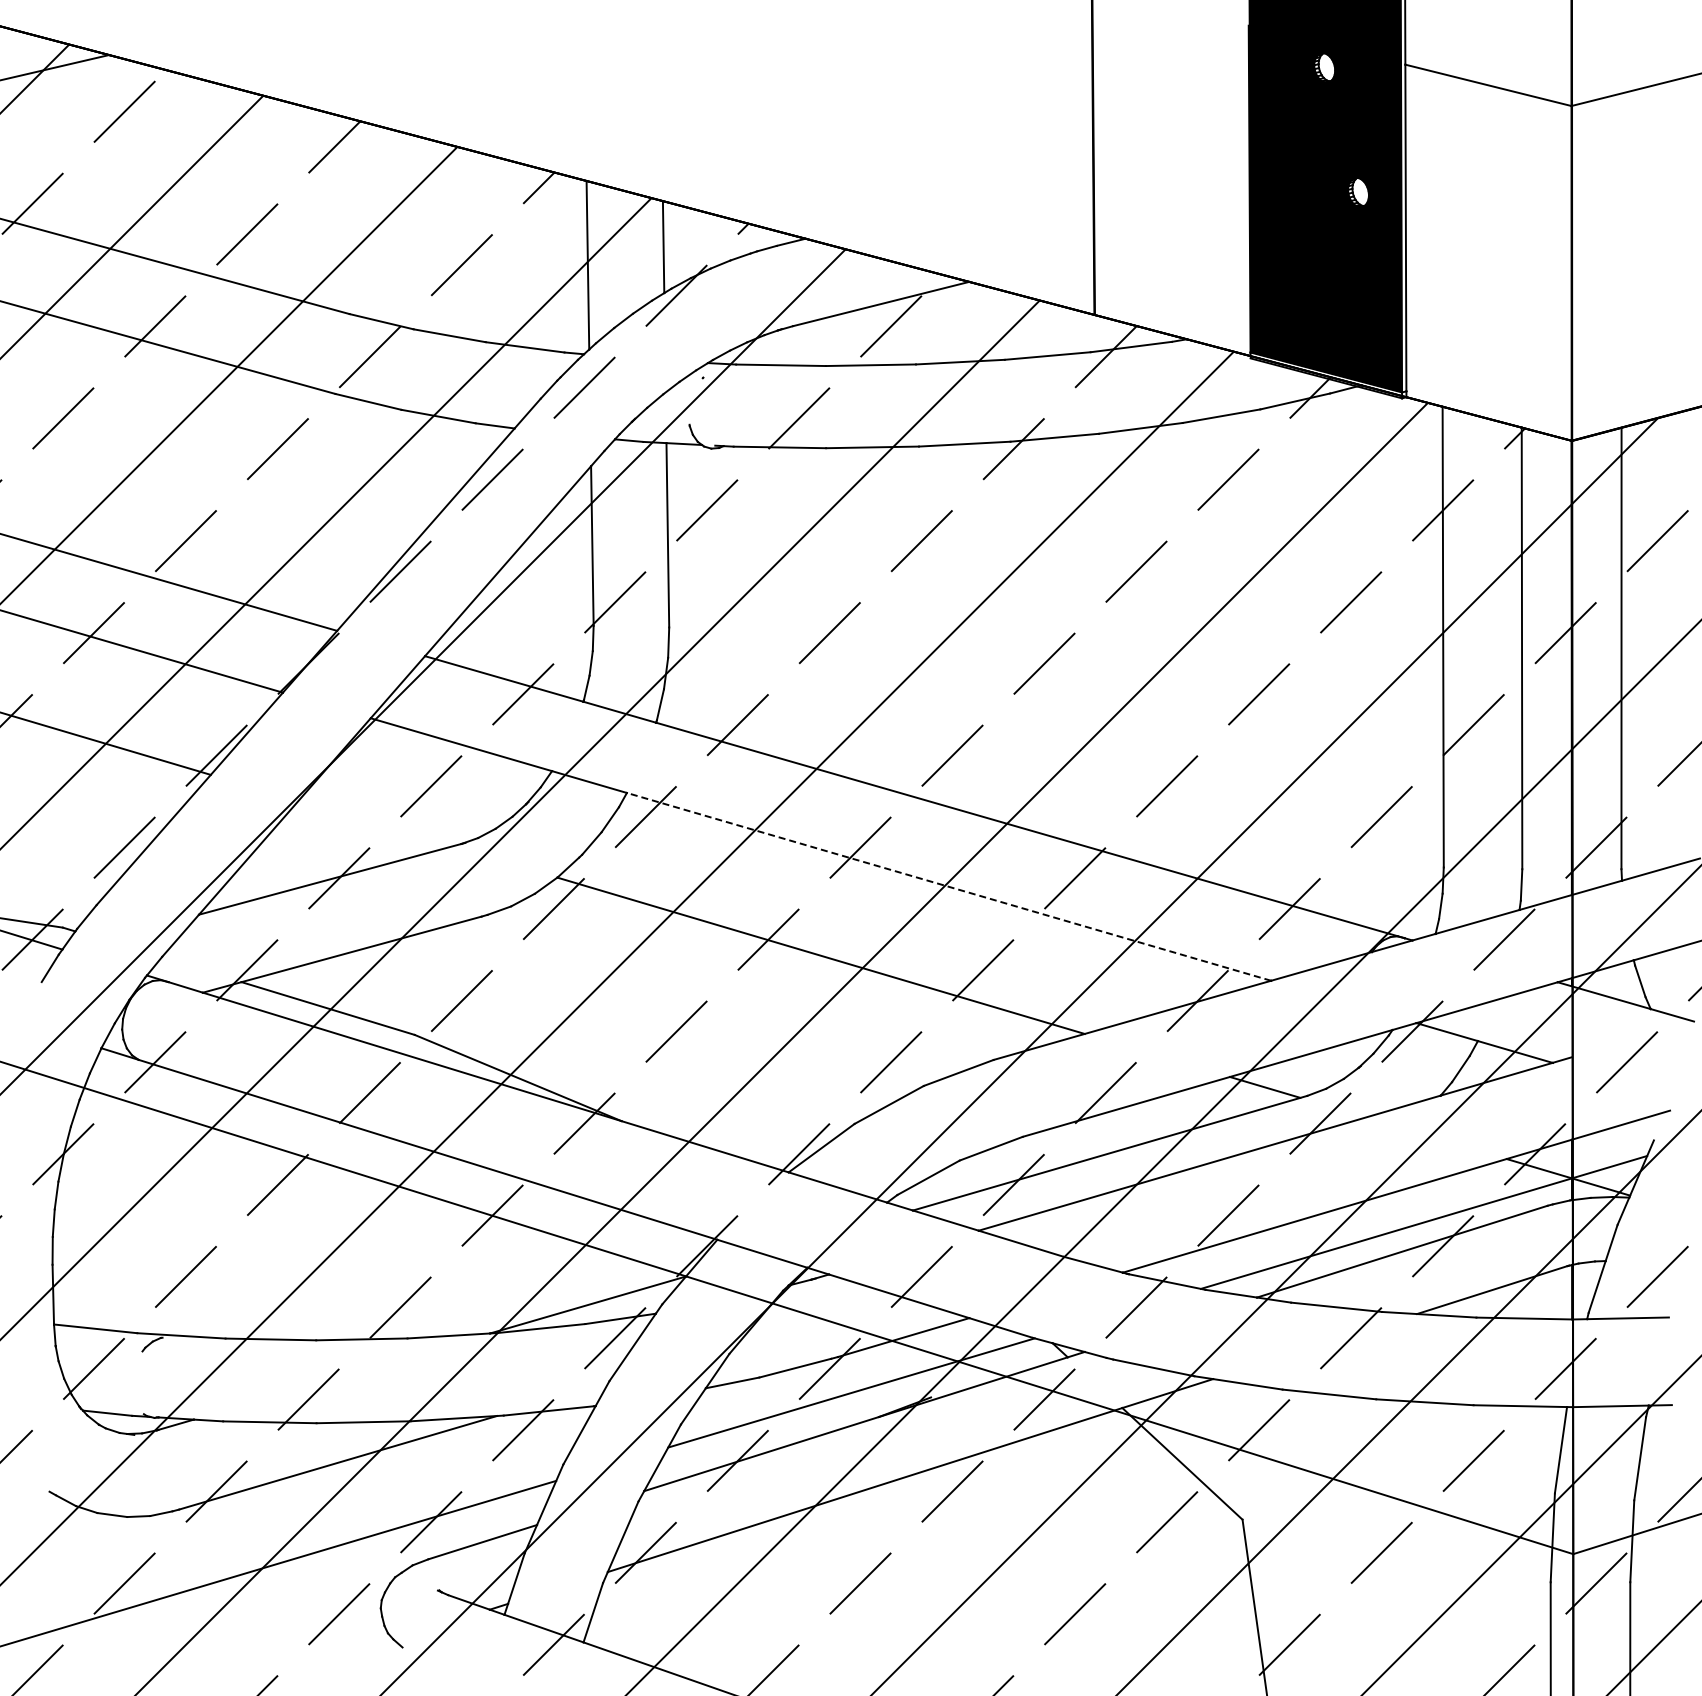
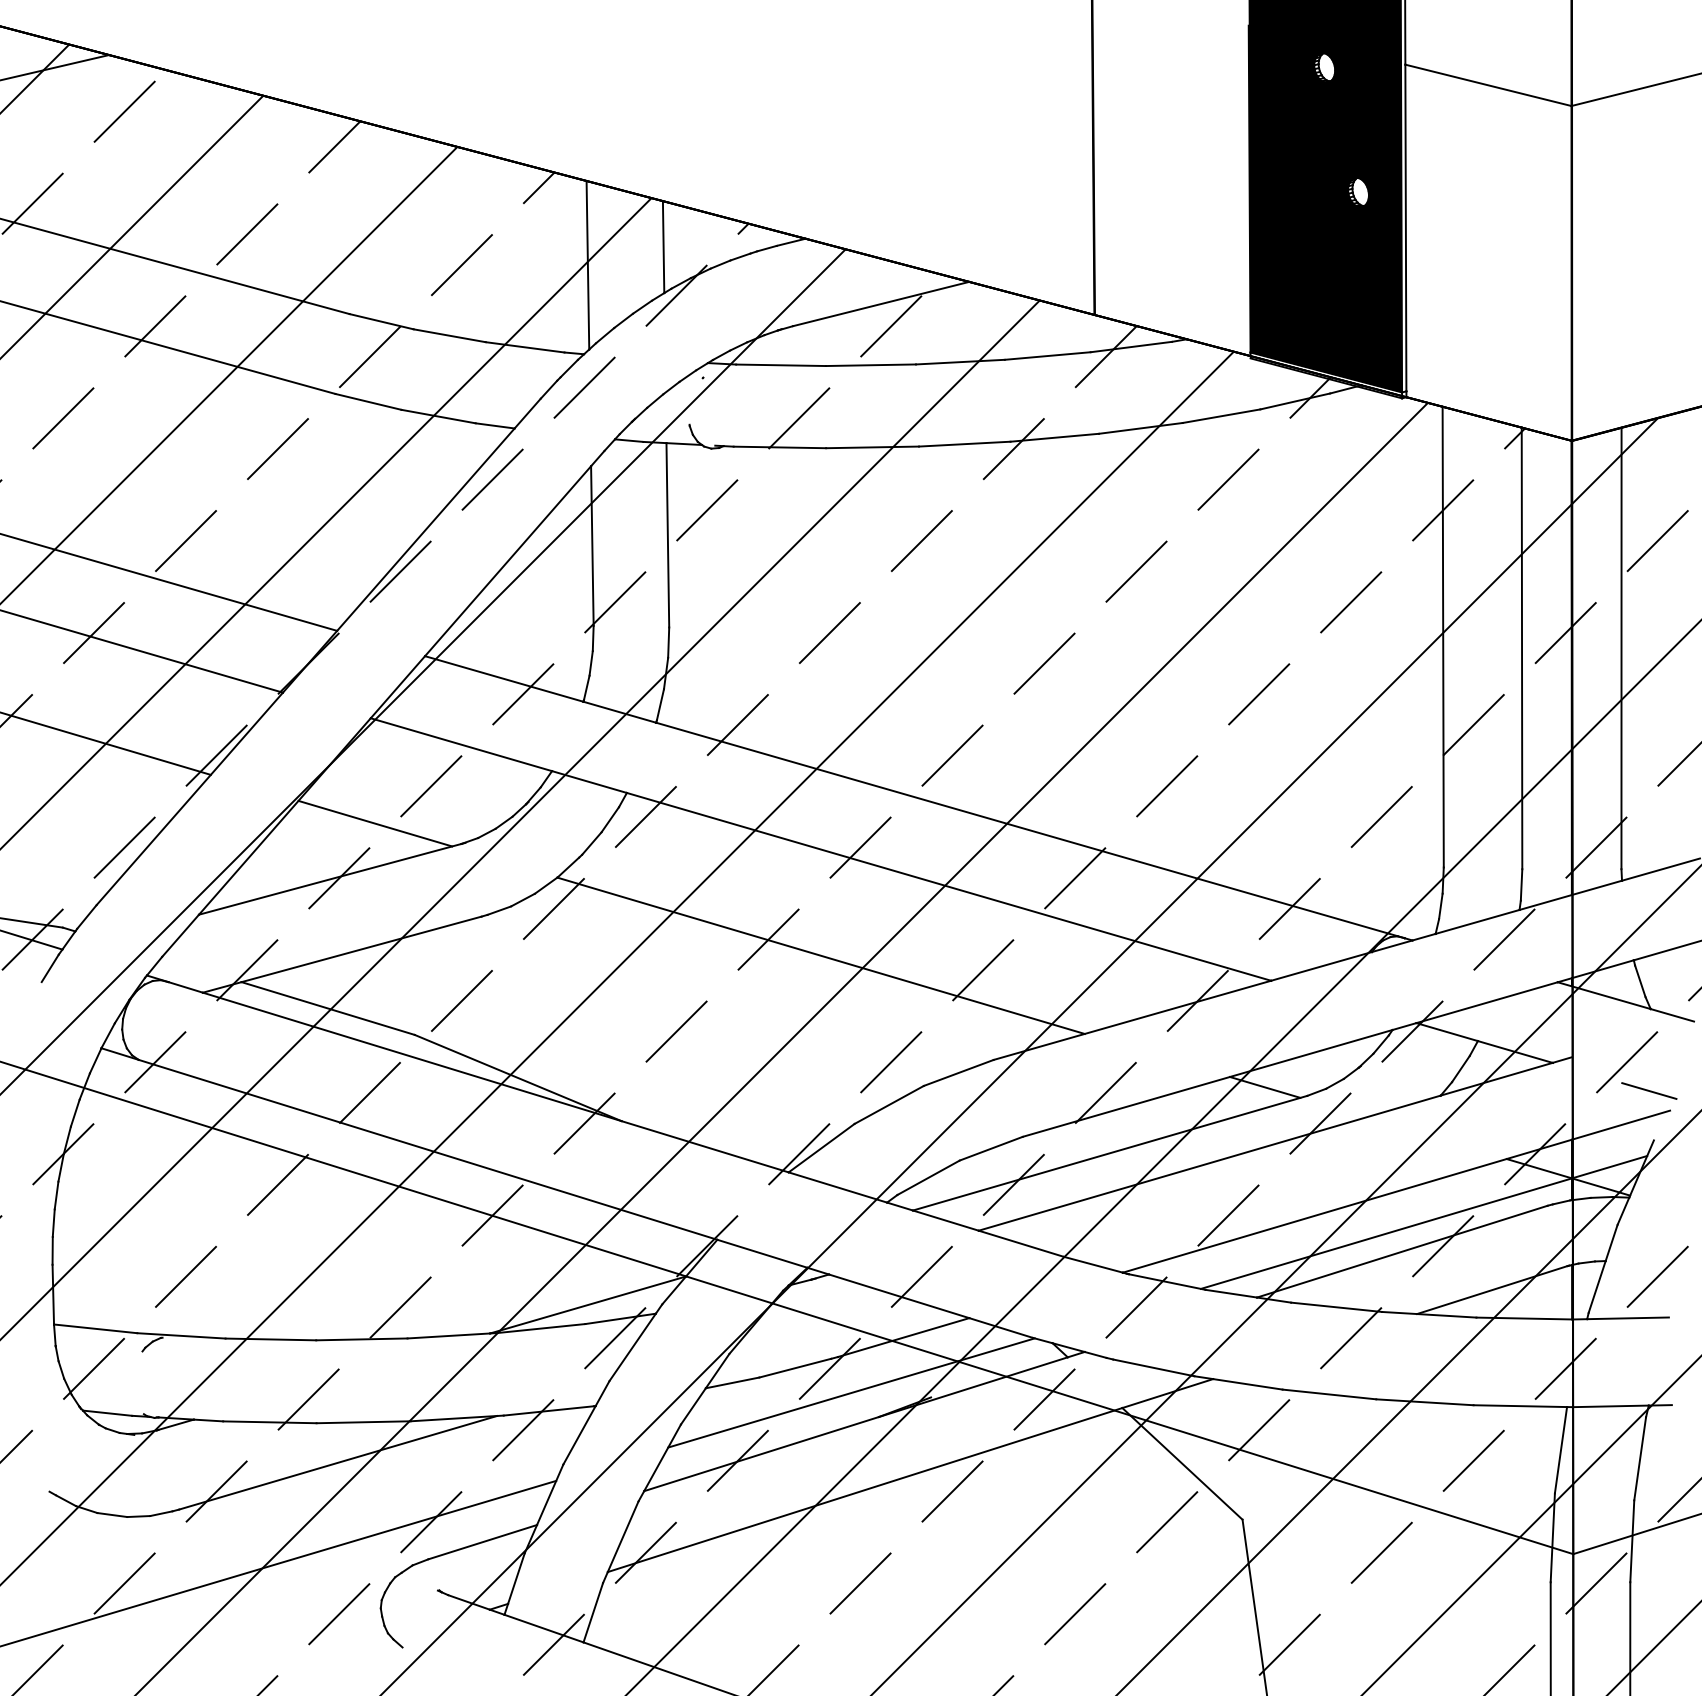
line: none -> present (375, 823)
line: dashed -> solid (949, 886)
line: none -> present (1649, 1090)
